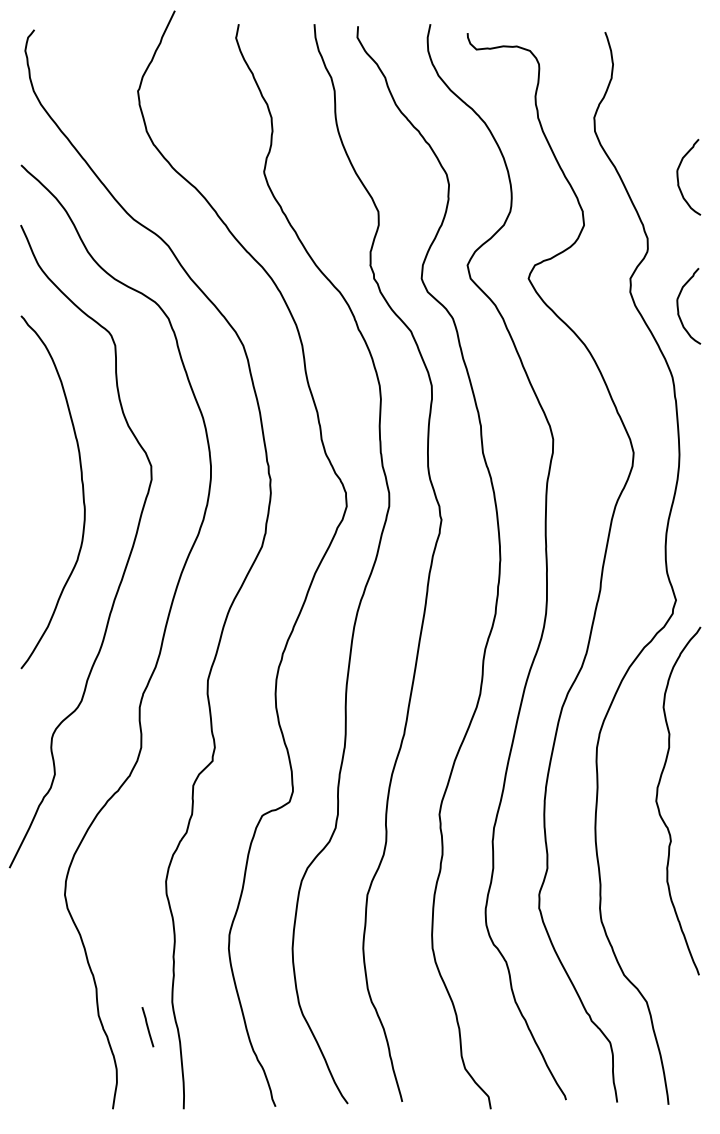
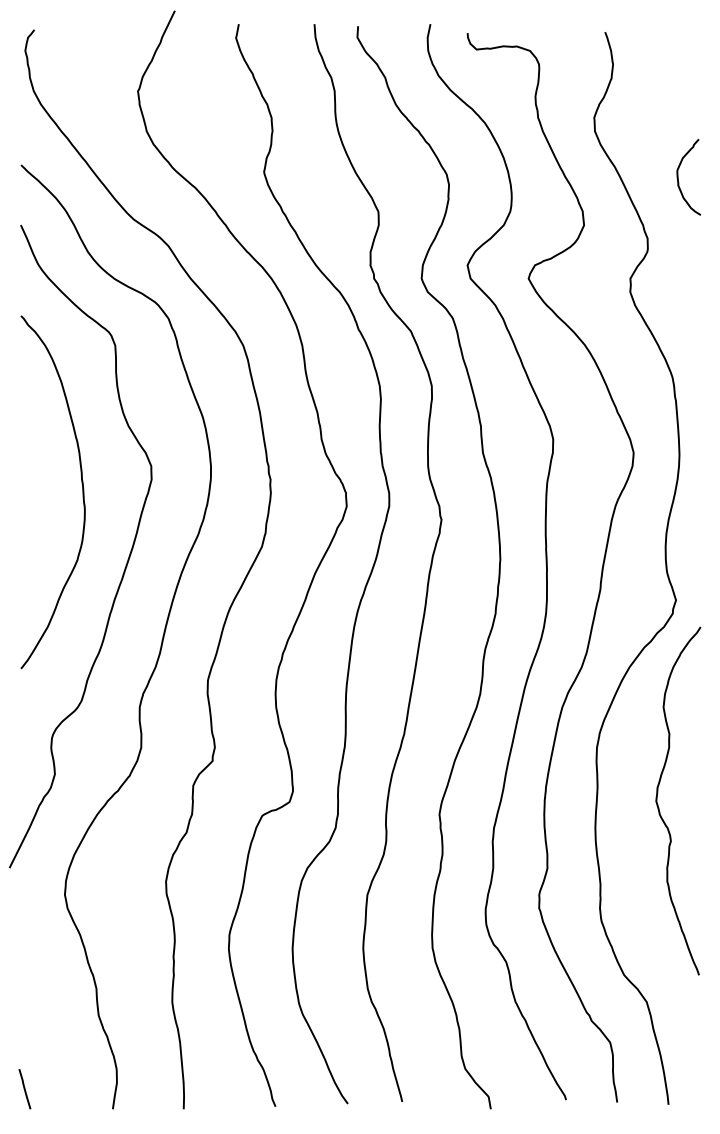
curve: present -> none (678, 305)
line position: (147, 1027) -> (24, 1089) (24, 1089)
